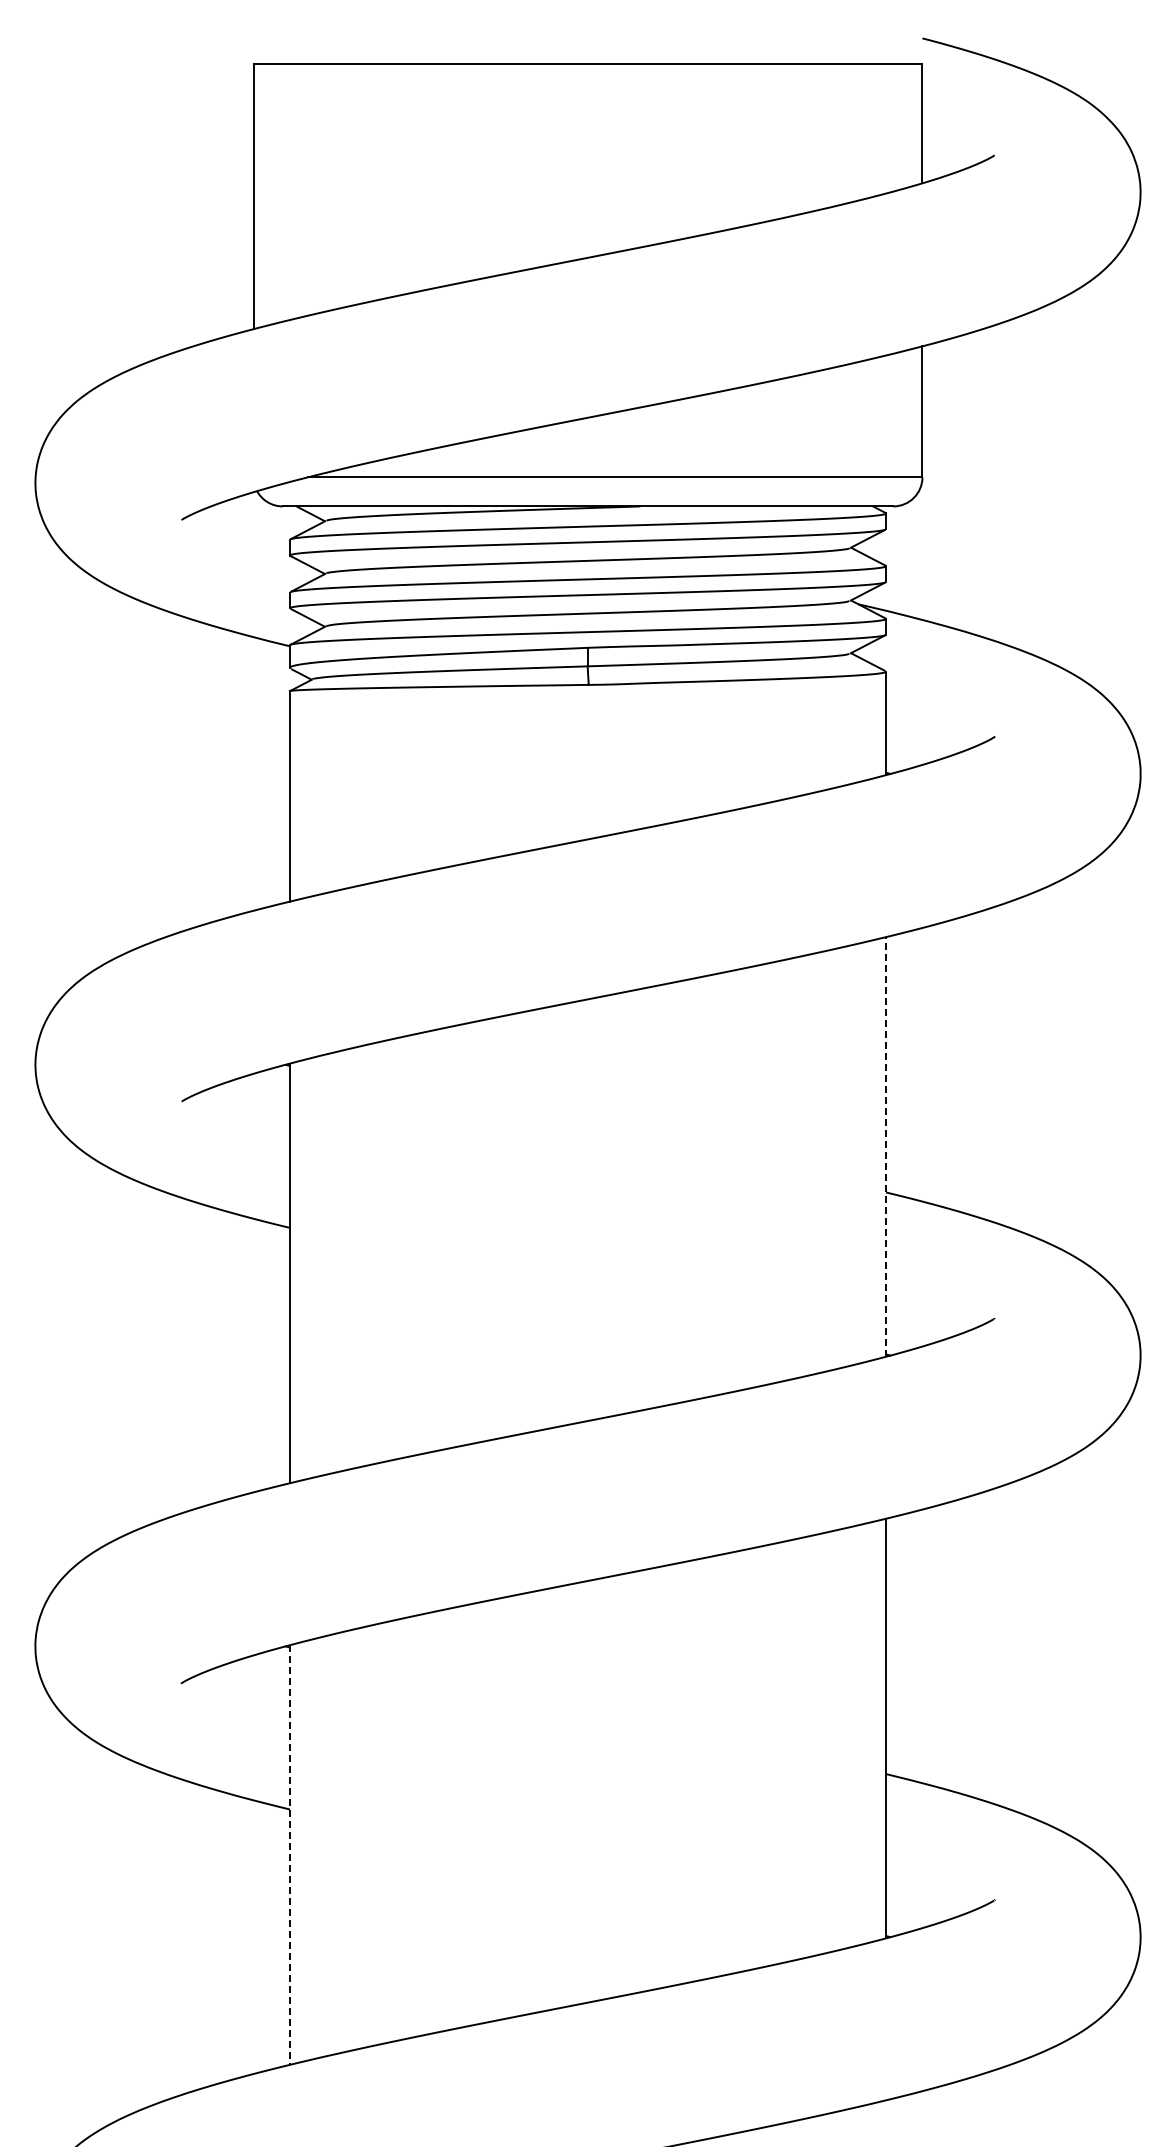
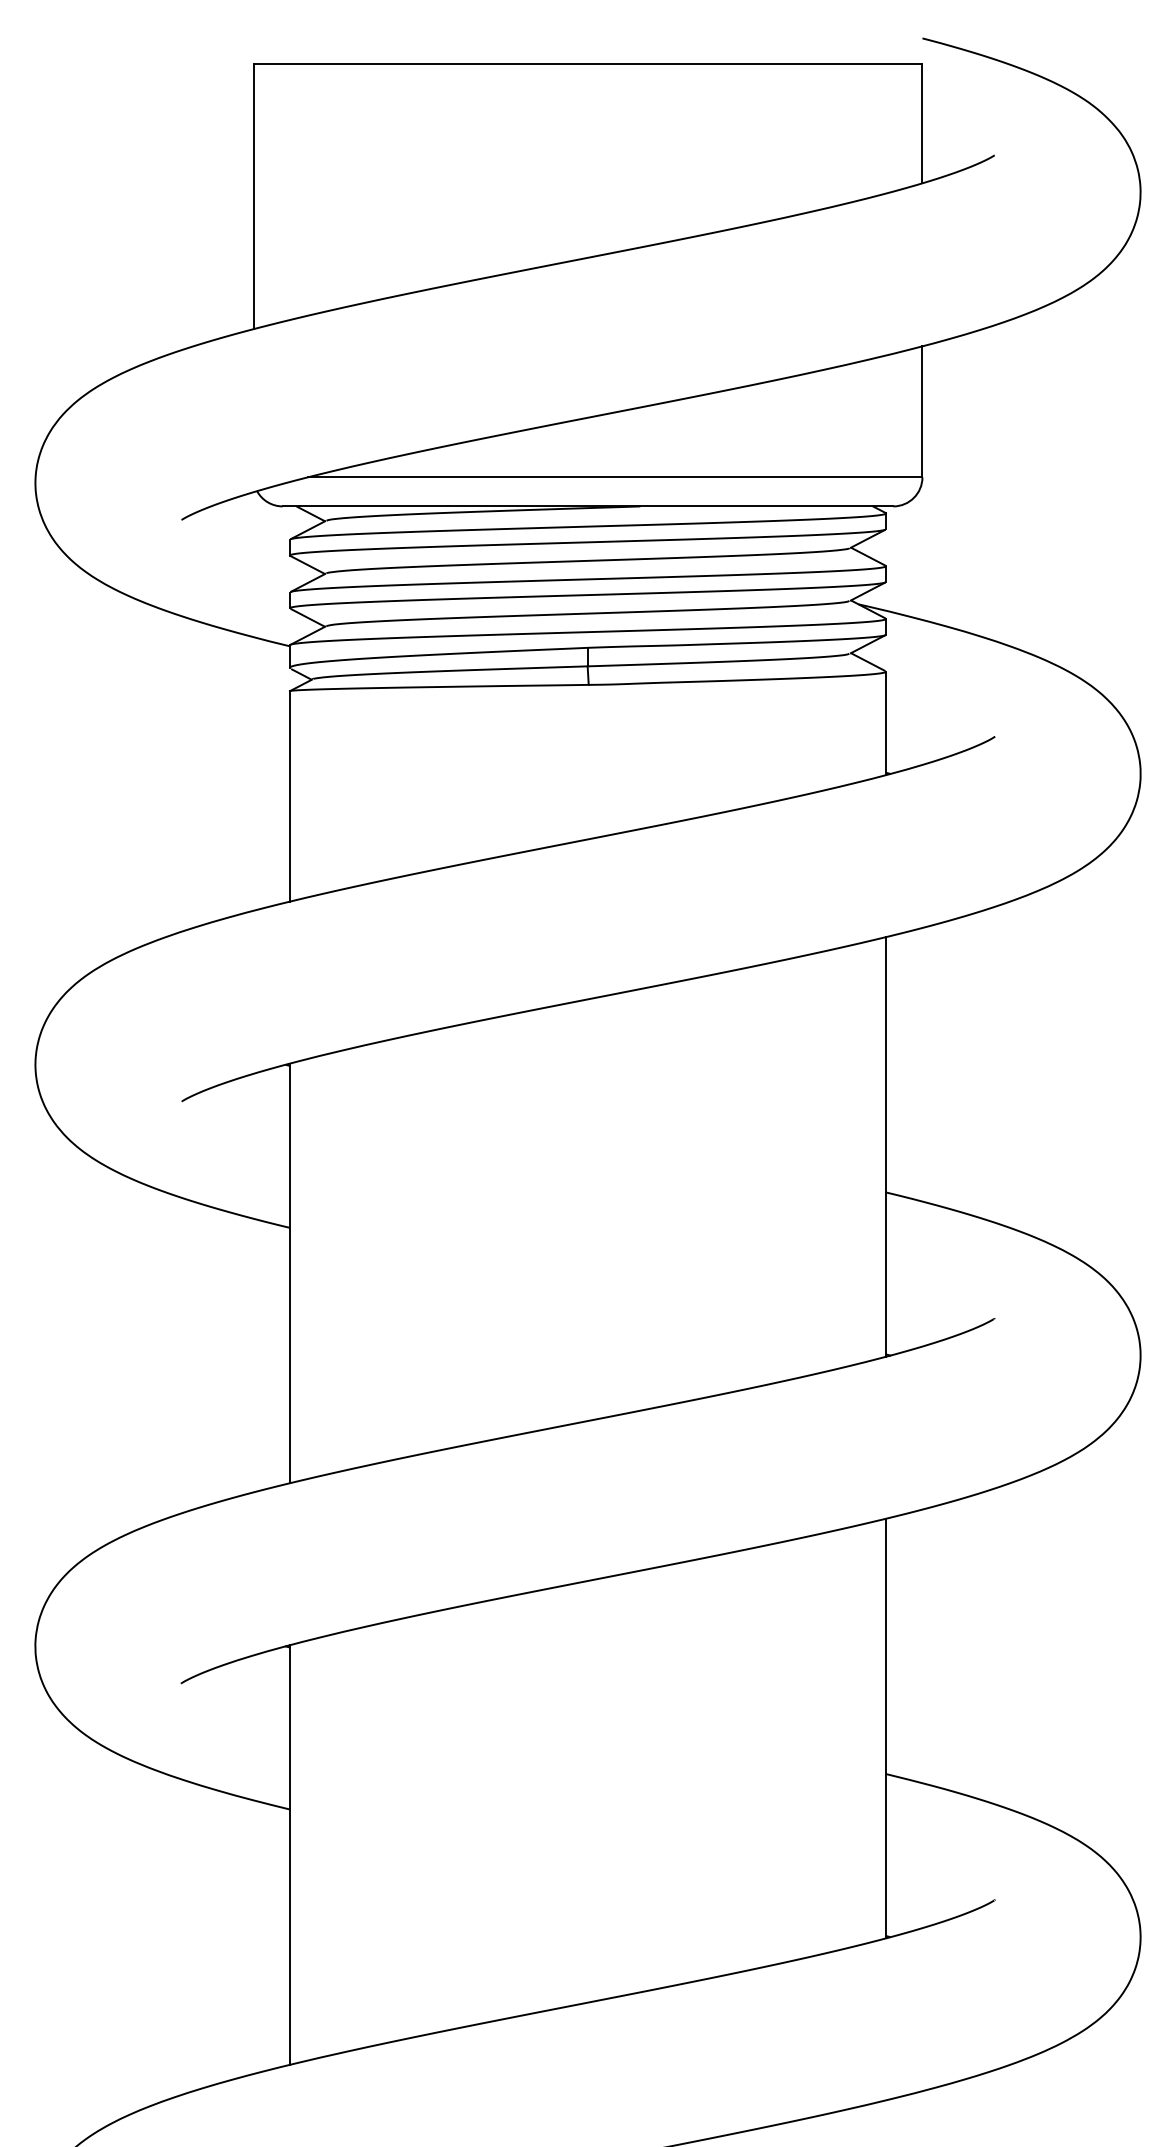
line: dashed -> solid (886, 1146)
line: dashed -> solid (289, 1855)
